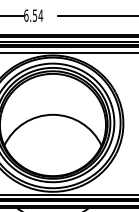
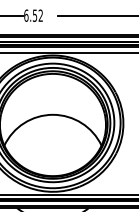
text: 6.54 -> 6.52 (40, 15)
